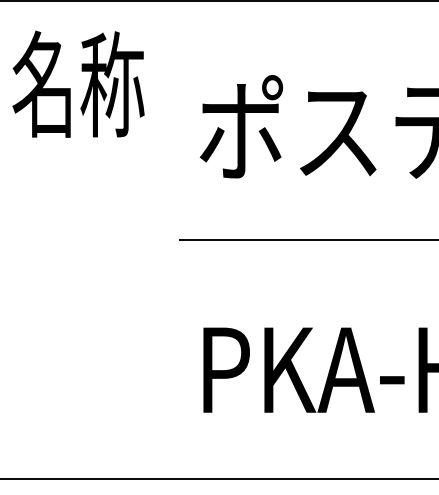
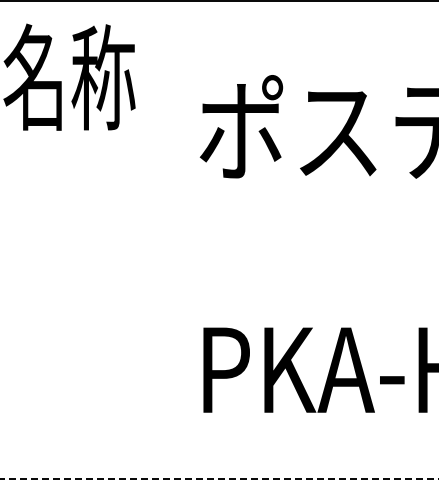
text position: (78, 83) -> (69, 76) (69, 76)
line: present -> none (307, 239)
line: solid -> dashed (219, 479)
